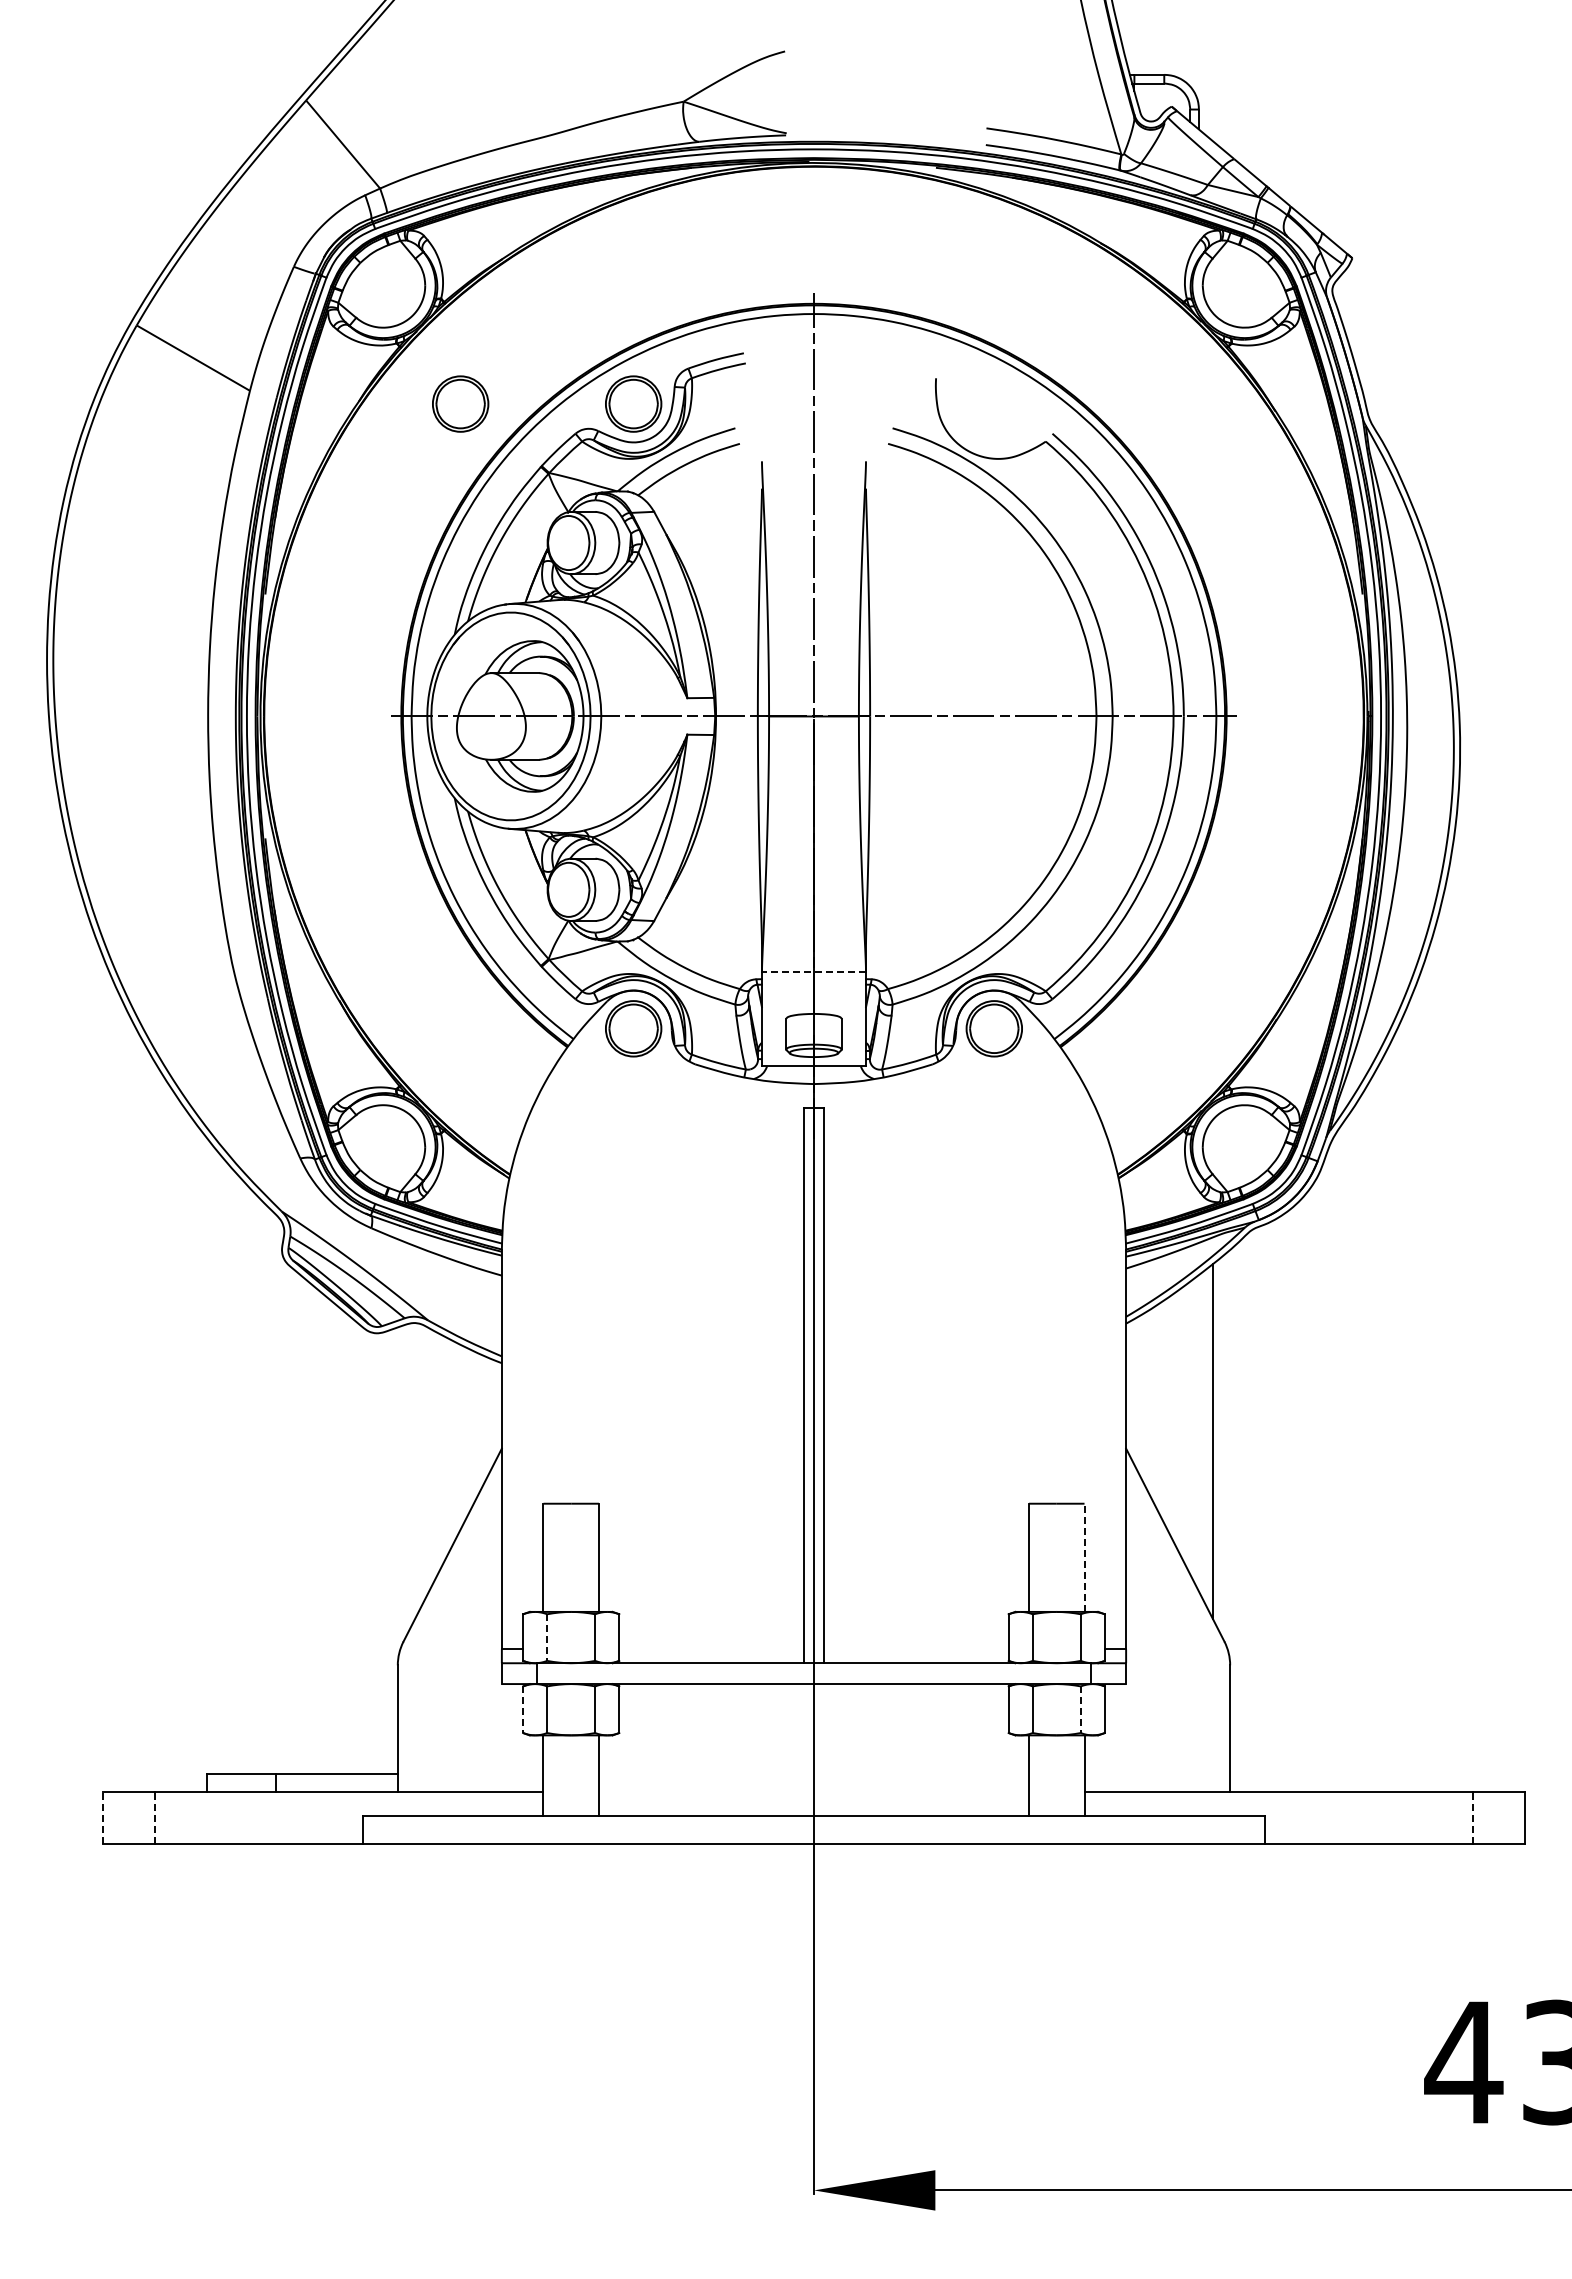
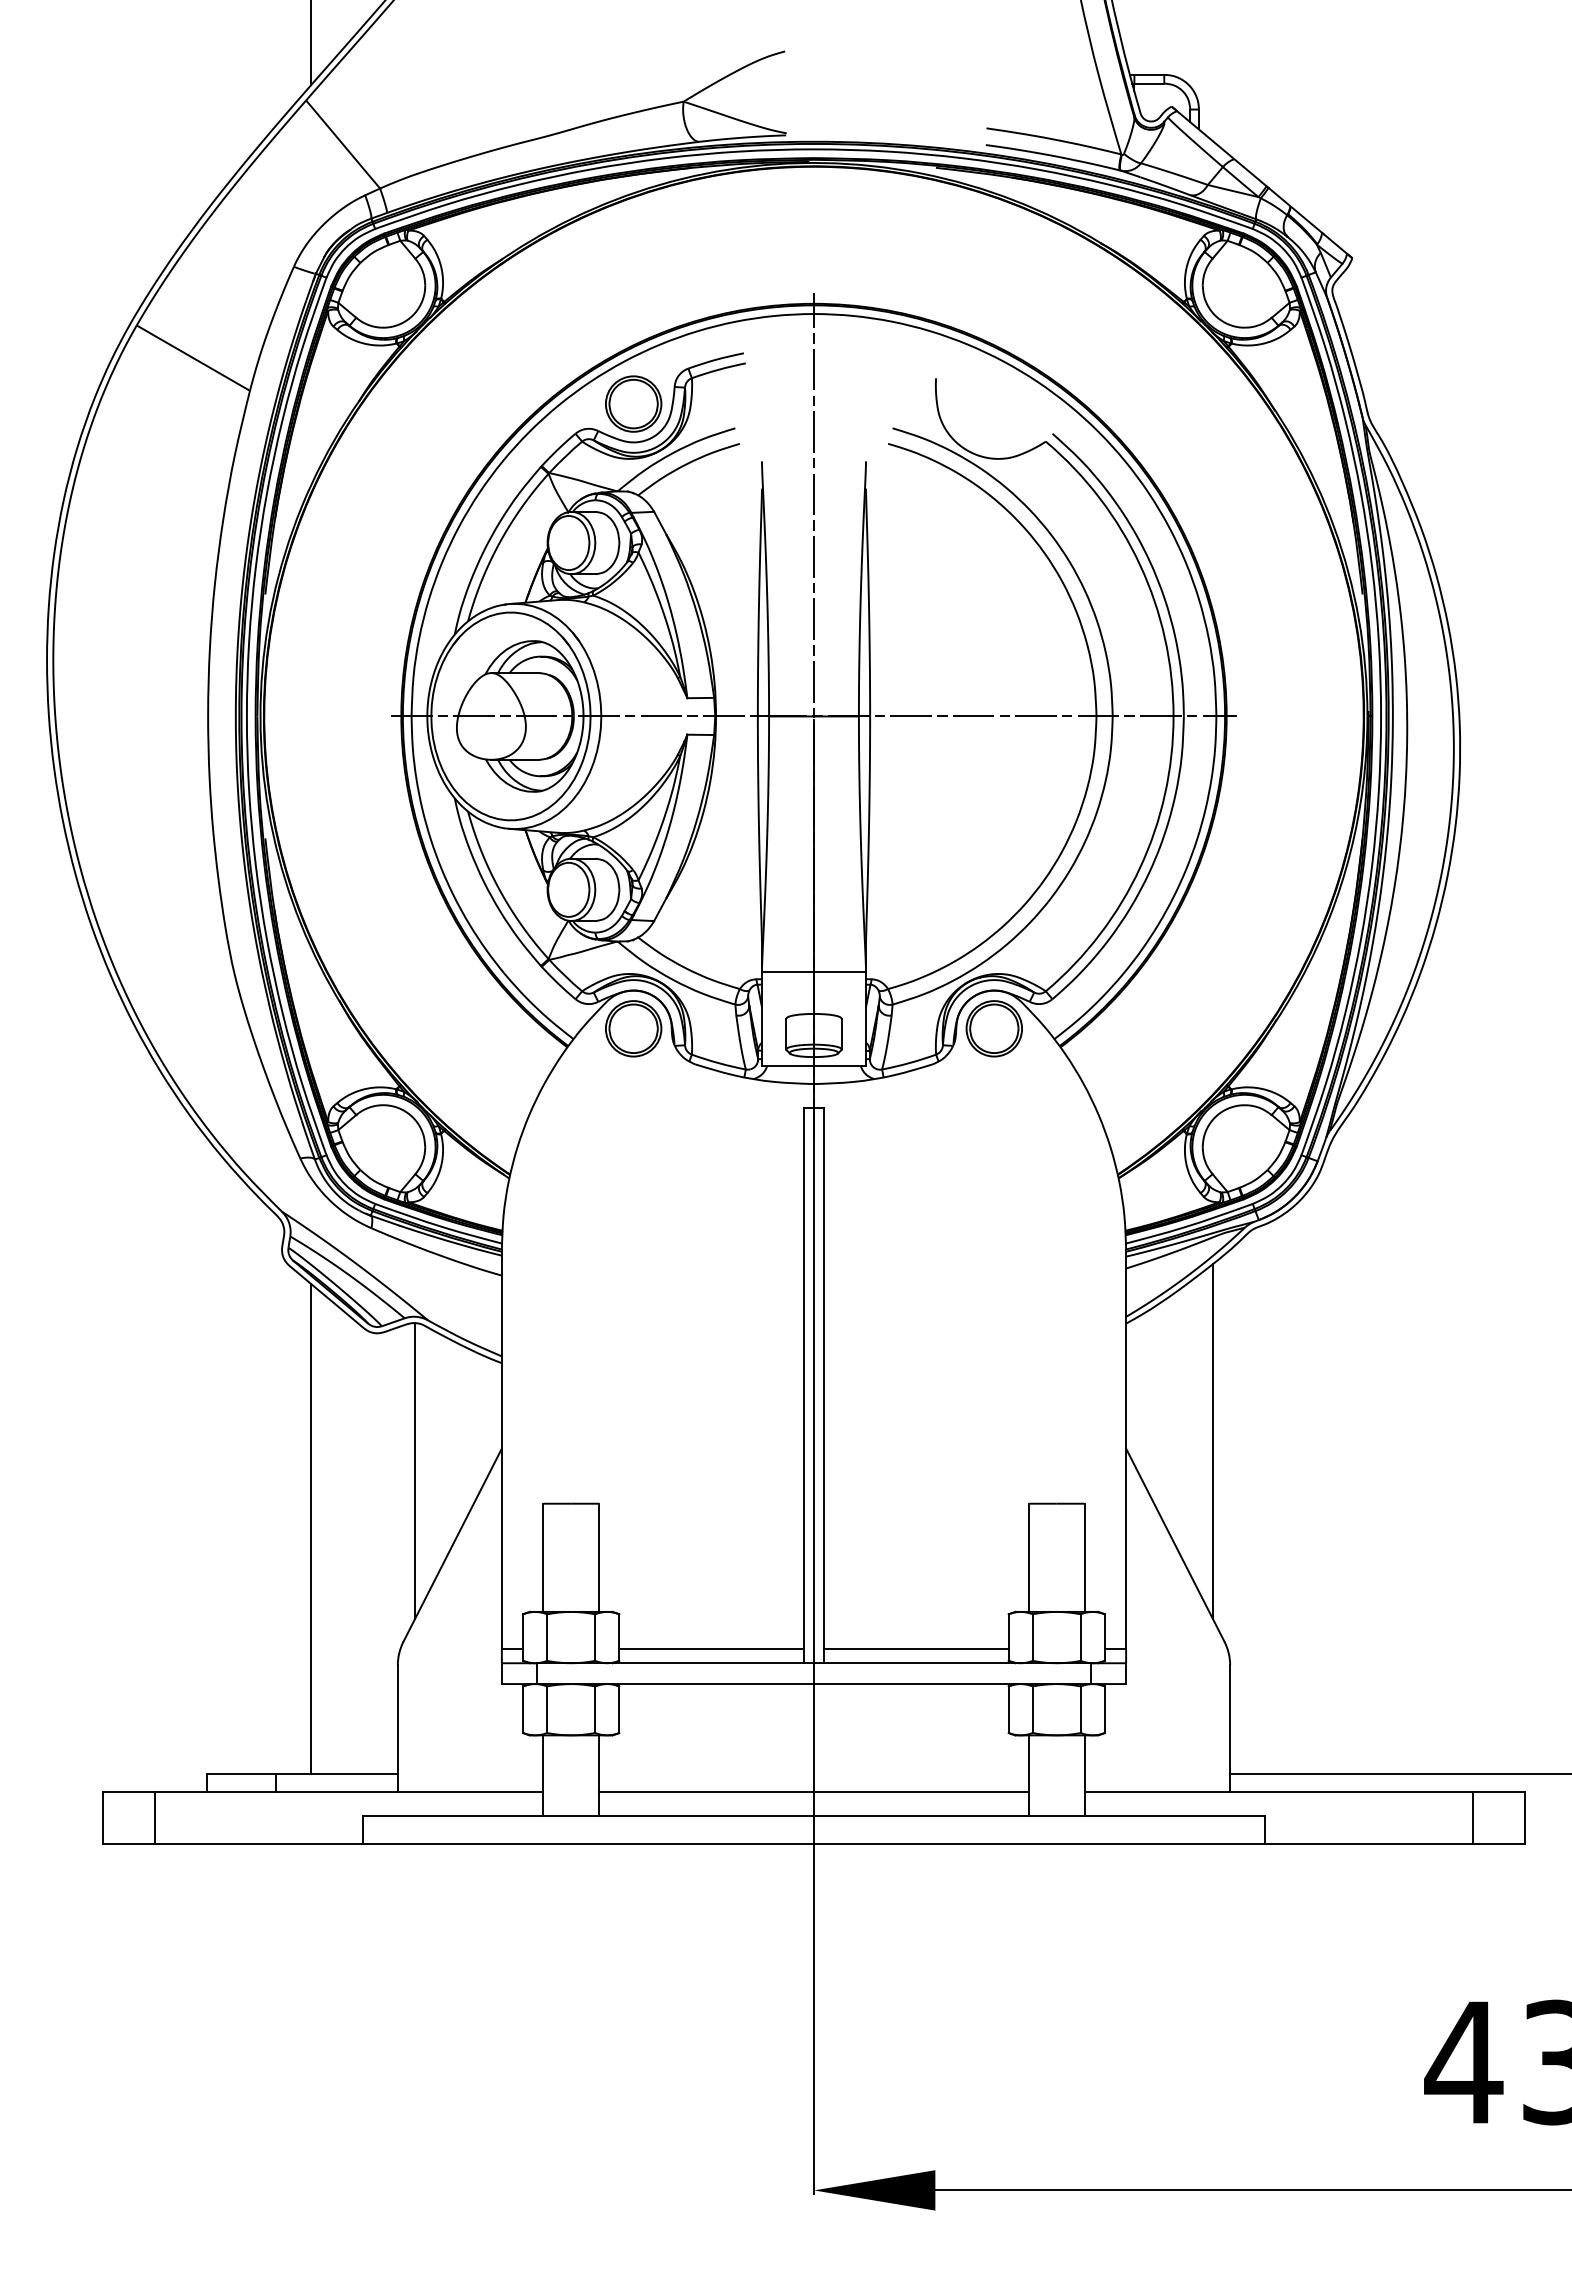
line: none -> present (311, 43)
part: present -> none (460, 403)
line: dashed -> solid (813, 971)
line: none -> present (415, 1470)
line: none -> present (311, 1528)
line: dashed -> solid (1084, 1557)
line: dashed -> solid (547, 1638)
line: none -> present (711, 1649)
line: none -> present (916, 1649)
line: dashed -> solid (523, 1710)
line: dashed -> solid (1080, 1710)
line: none -> present (1399, 1774)
line: none -> present (813, 1791)
line: dashed -> solid (103, 1817)
line: dashed -> solid (155, 1817)
line: dashed -> solid (1472, 1817)
